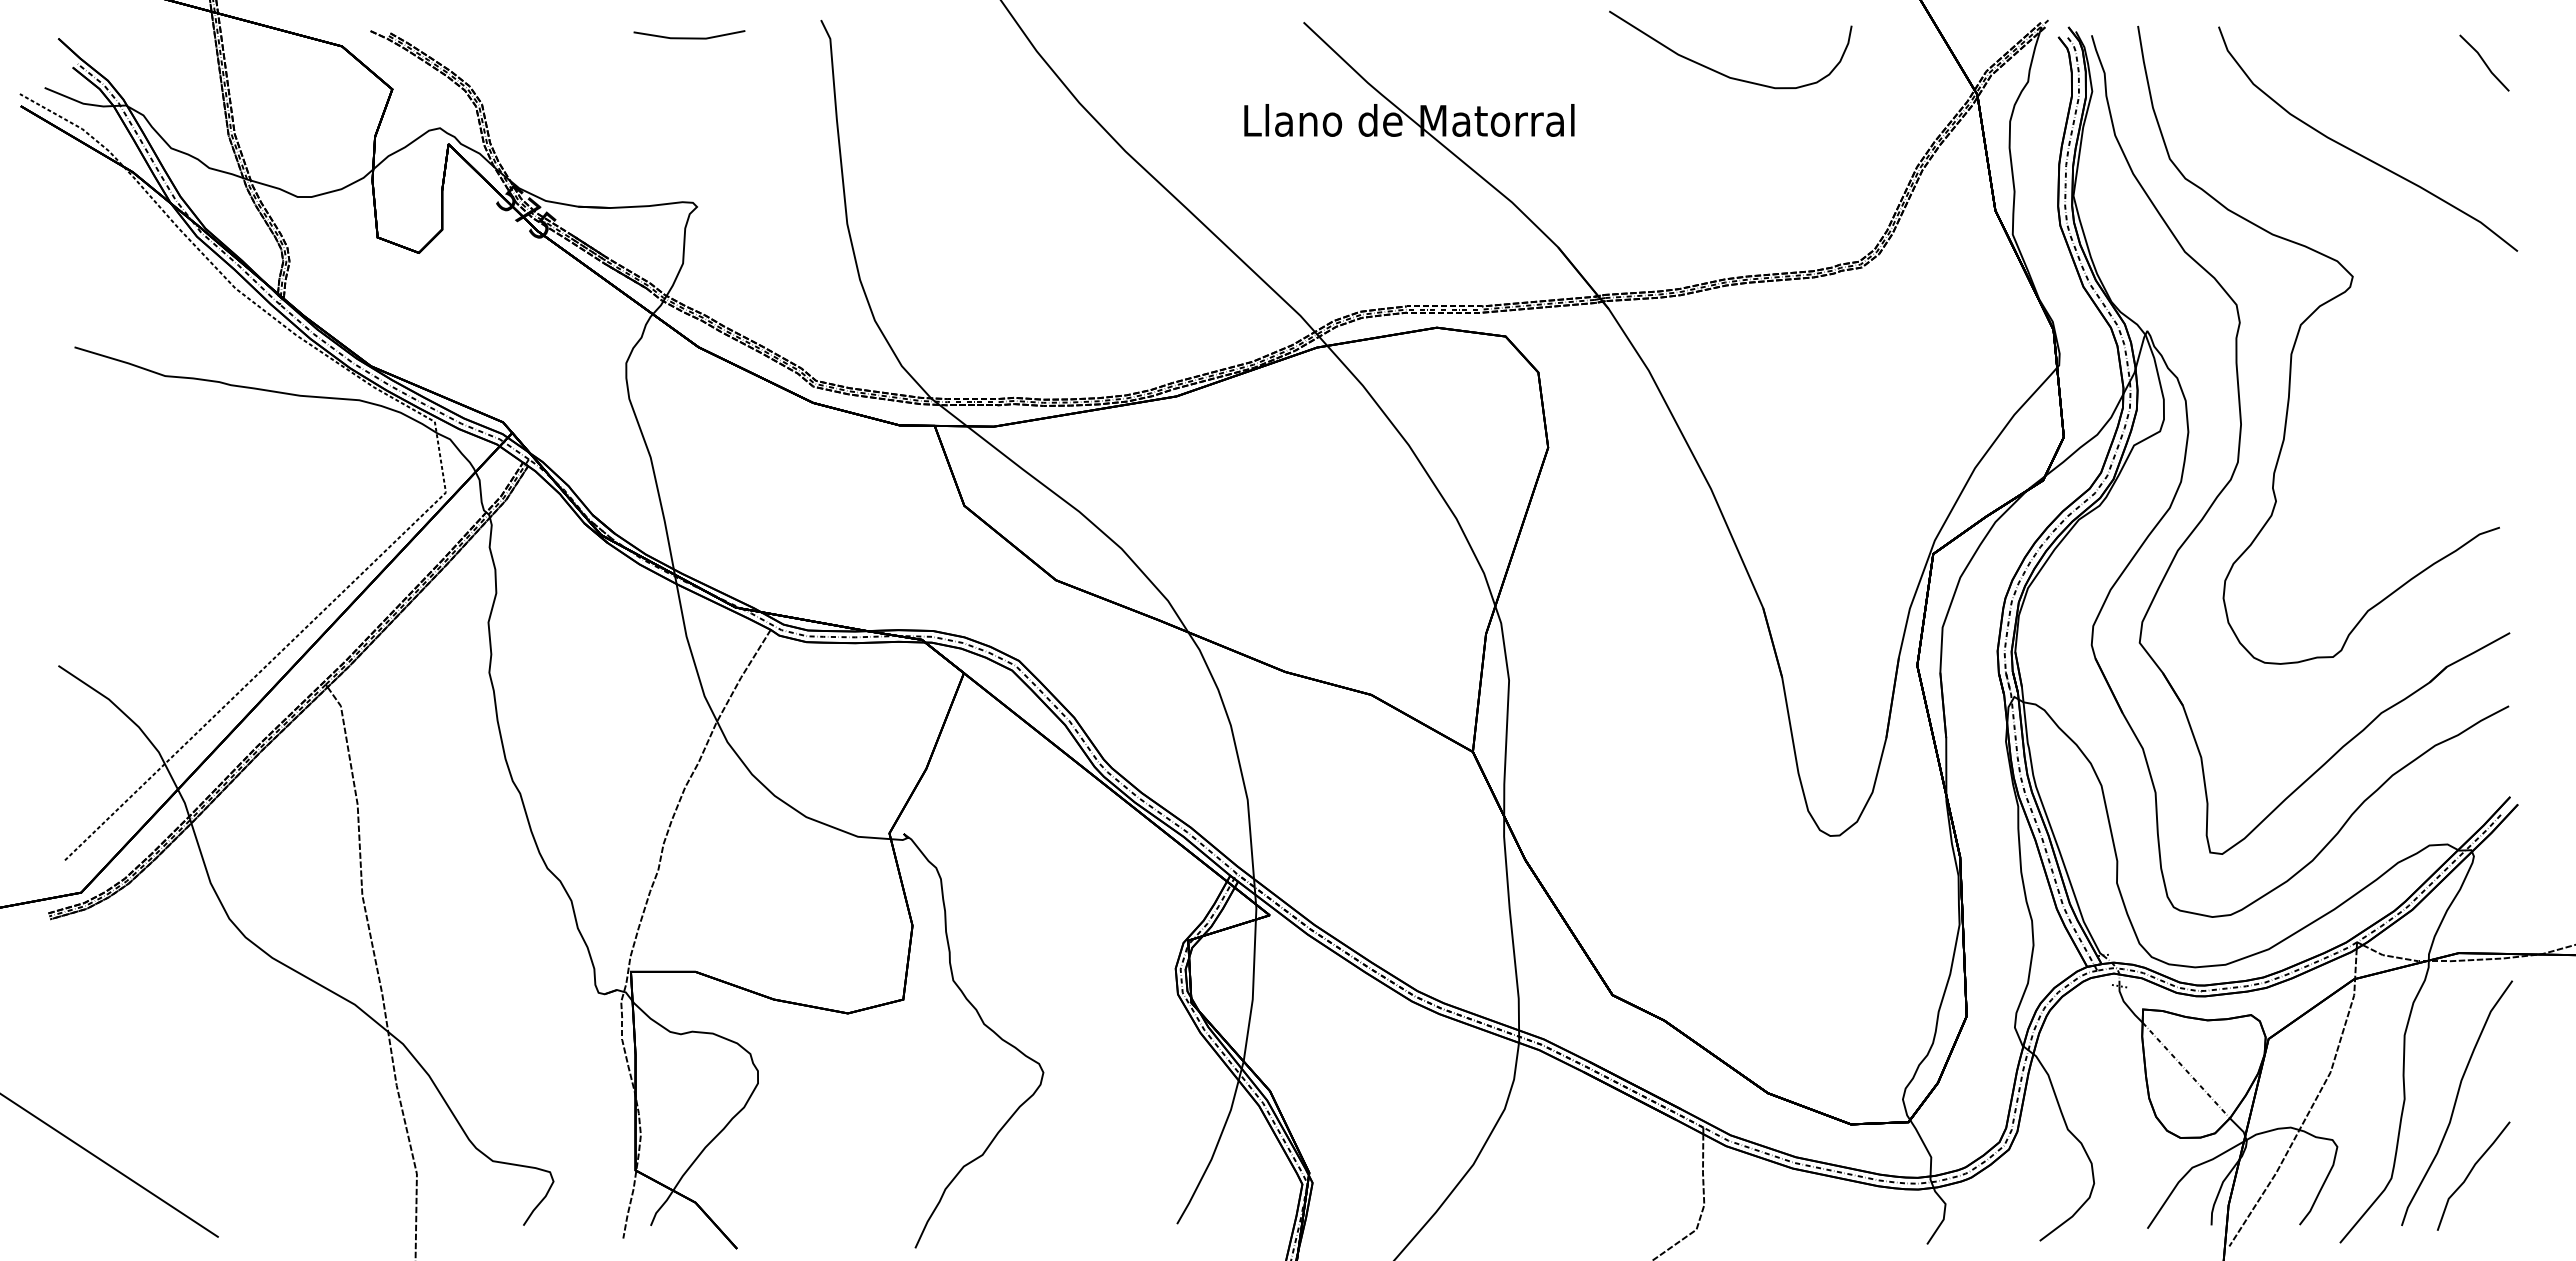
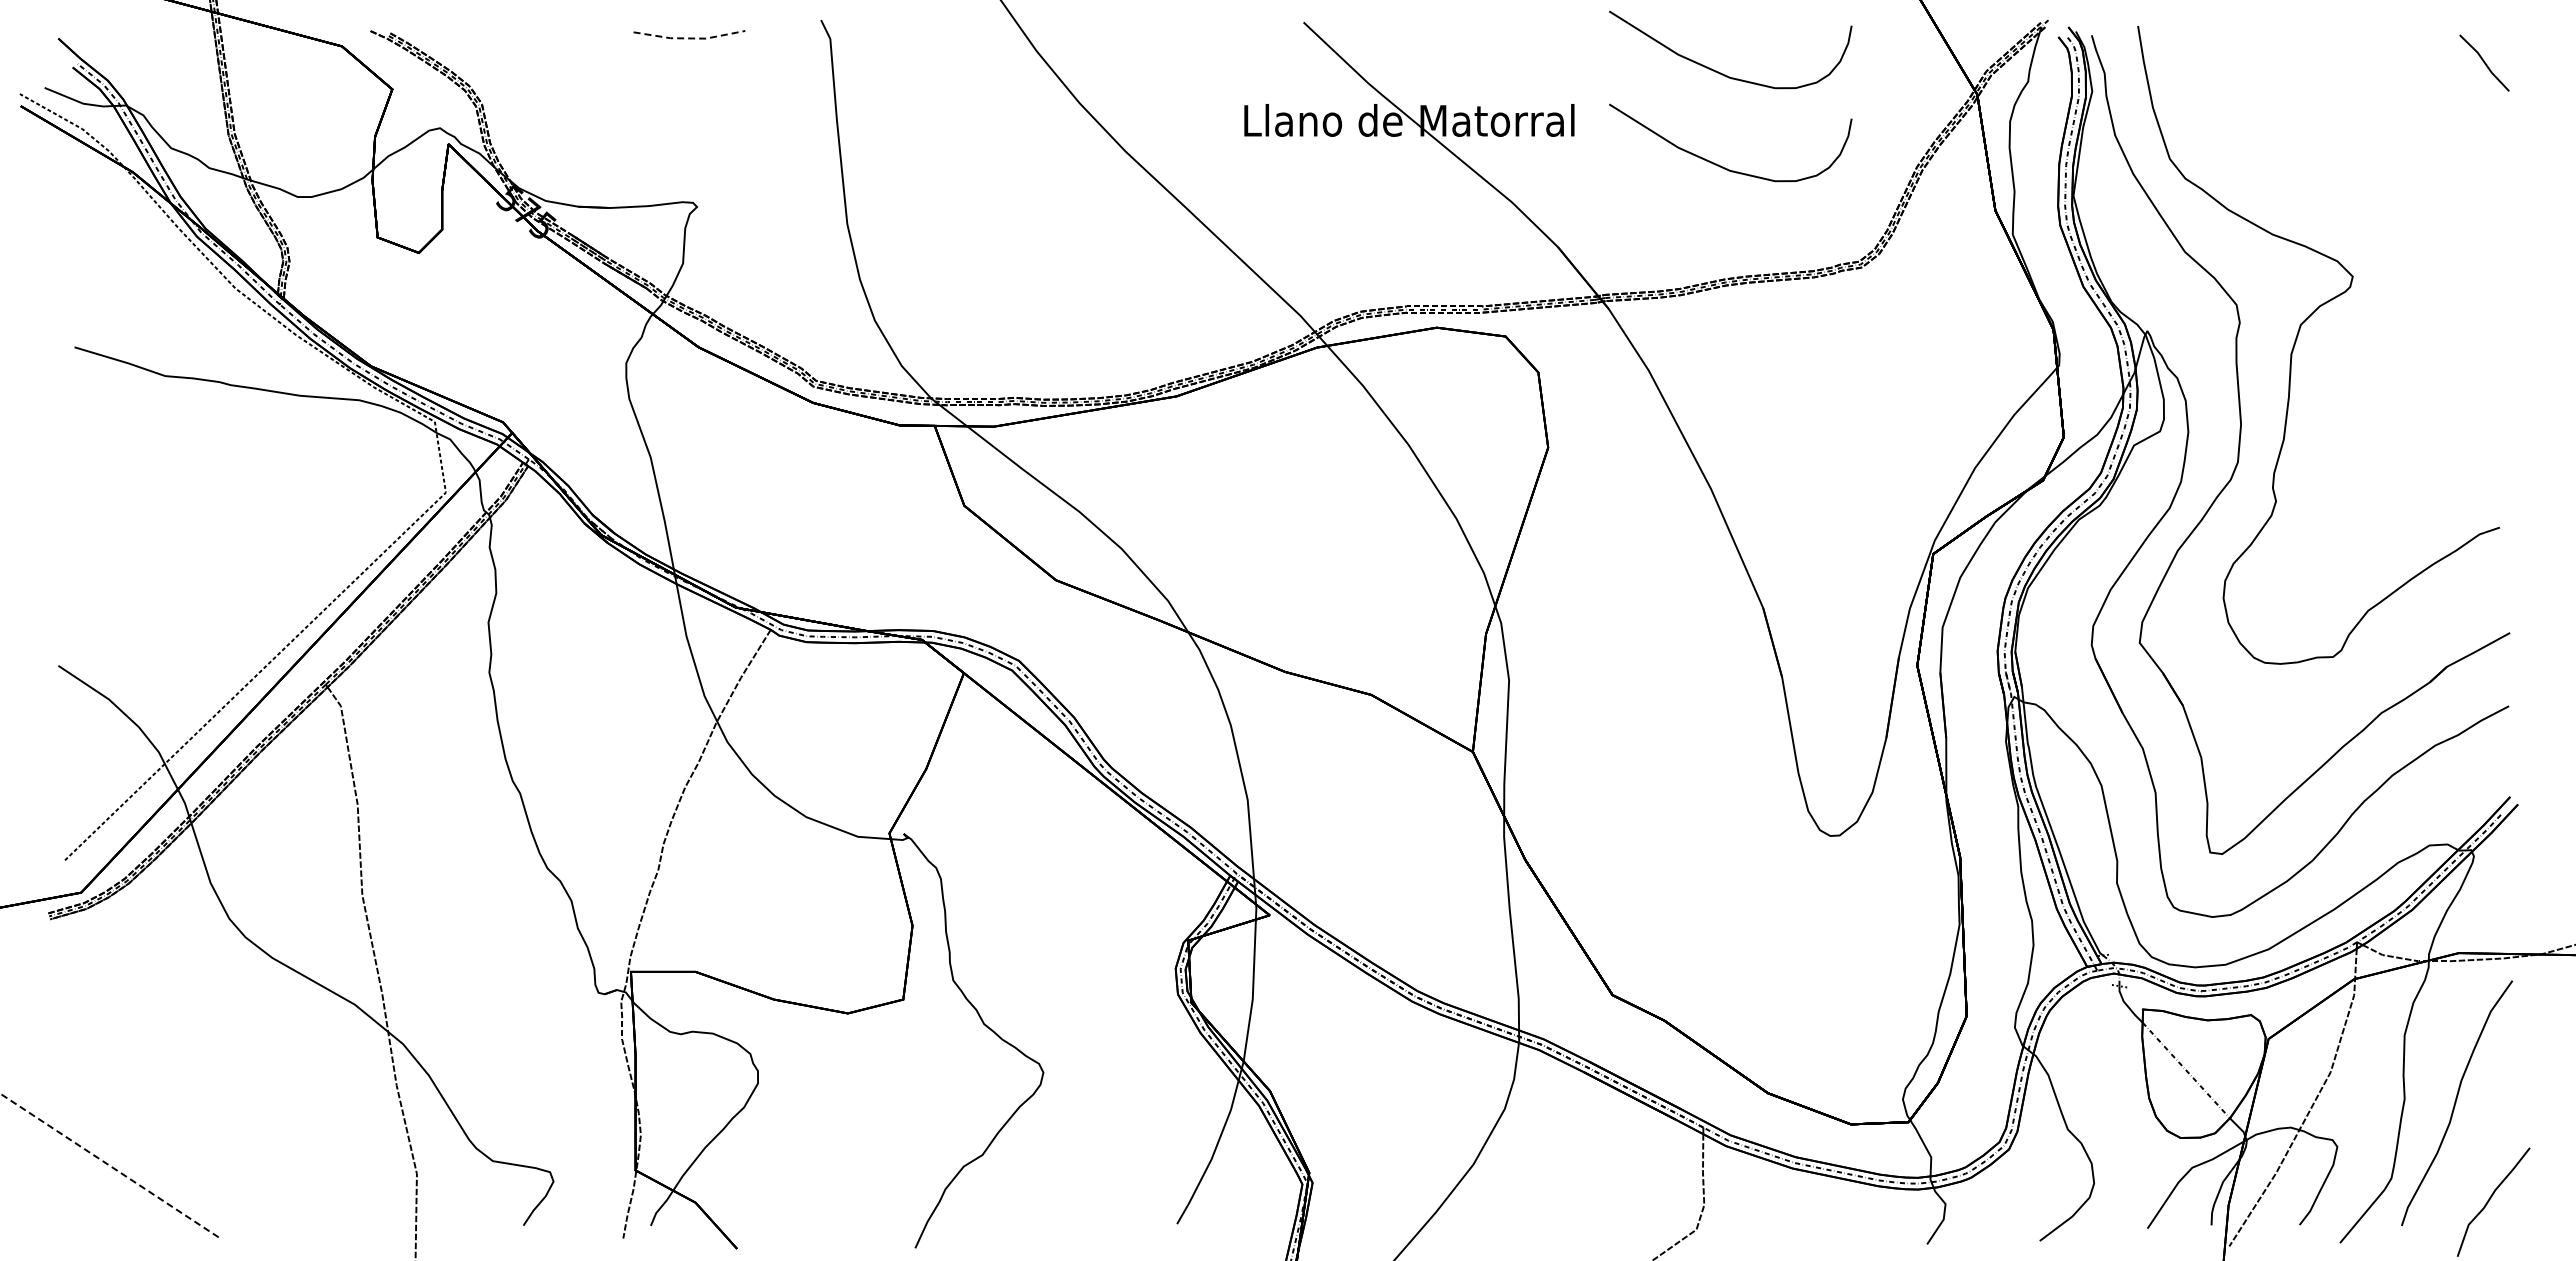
line: solid -> dashed (690, 38)
curve: present -> none (2361, 154)
curve: none -> present (1723, 166)
line: solid -> dashed (109, 1165)
curve position: (2471, 1172) -> (2491, 1198) (2491, 1198)
